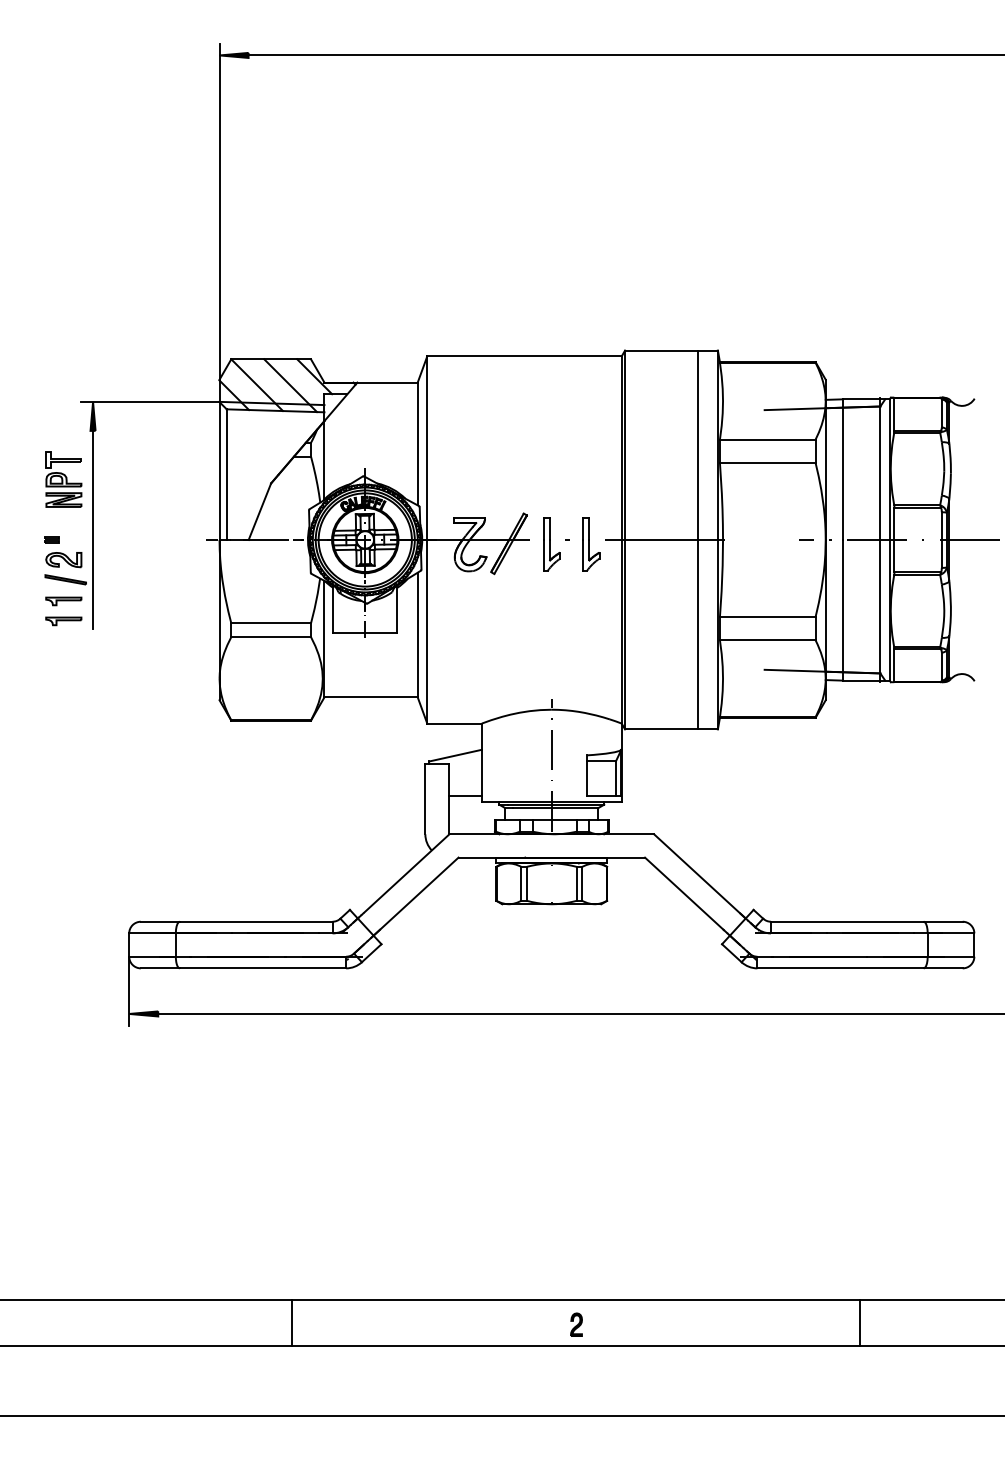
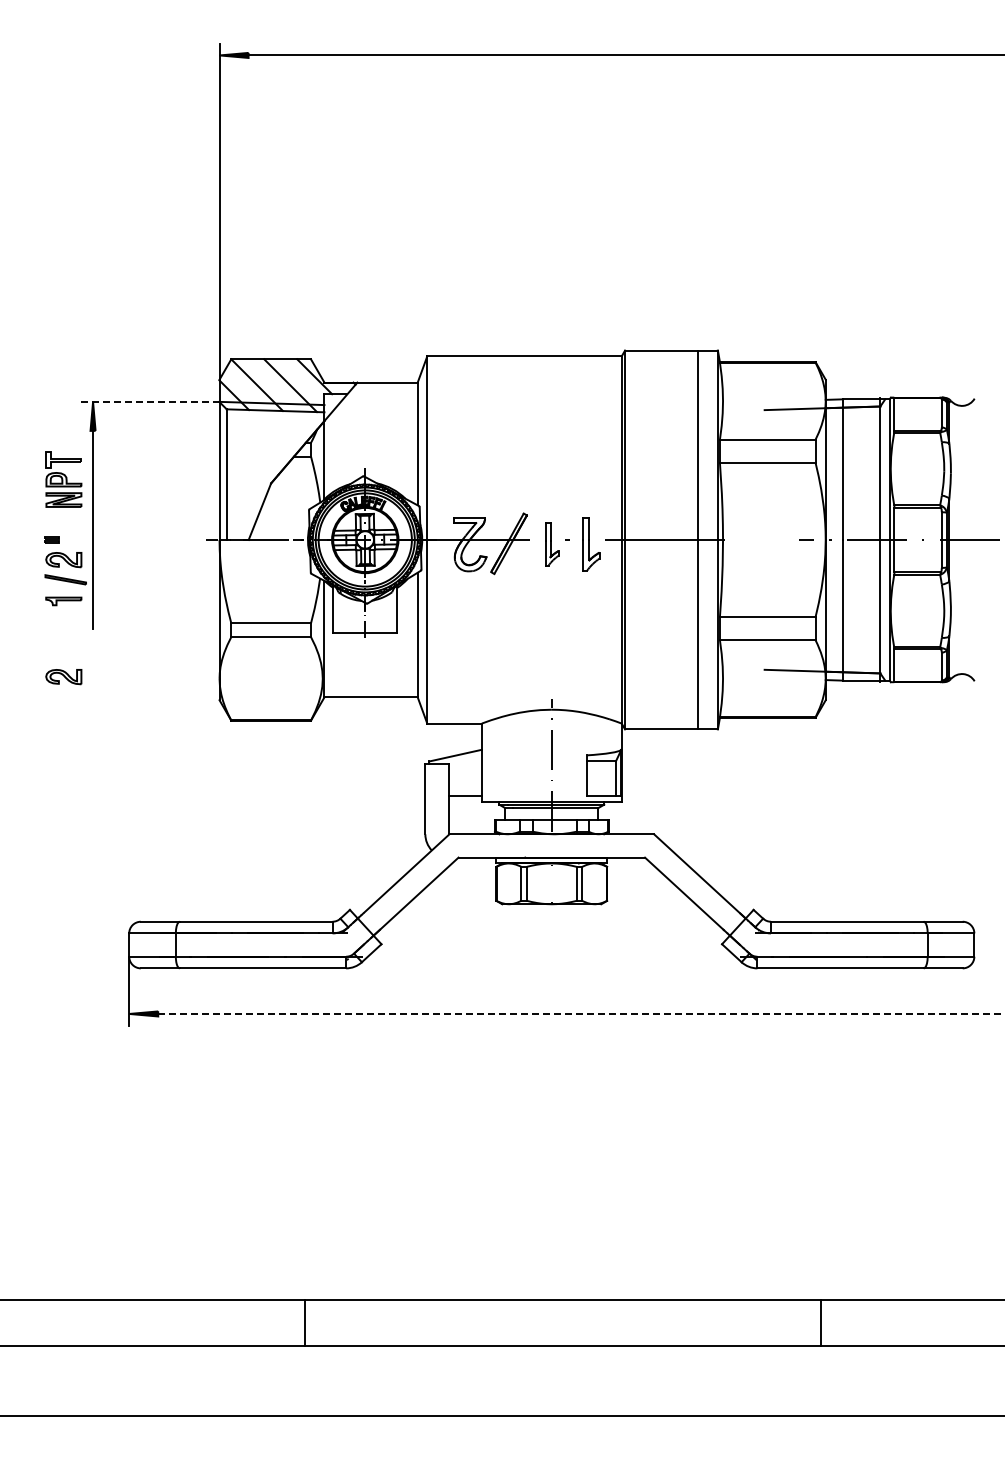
line: solid -> dashed (149, 401)
part size: 18x55 px -> 15x45 px (552, 544)
part: present -> none (63, 621)
part: none -> present (63, 677)
line: solid -> dashed (581, 1013)
line position: (292, 1322) -> (305, 1322) (305, 1322)
line position: (860, 1322) -> (821, 1322) (821, 1322)
part: present -> none (576, 1324)
